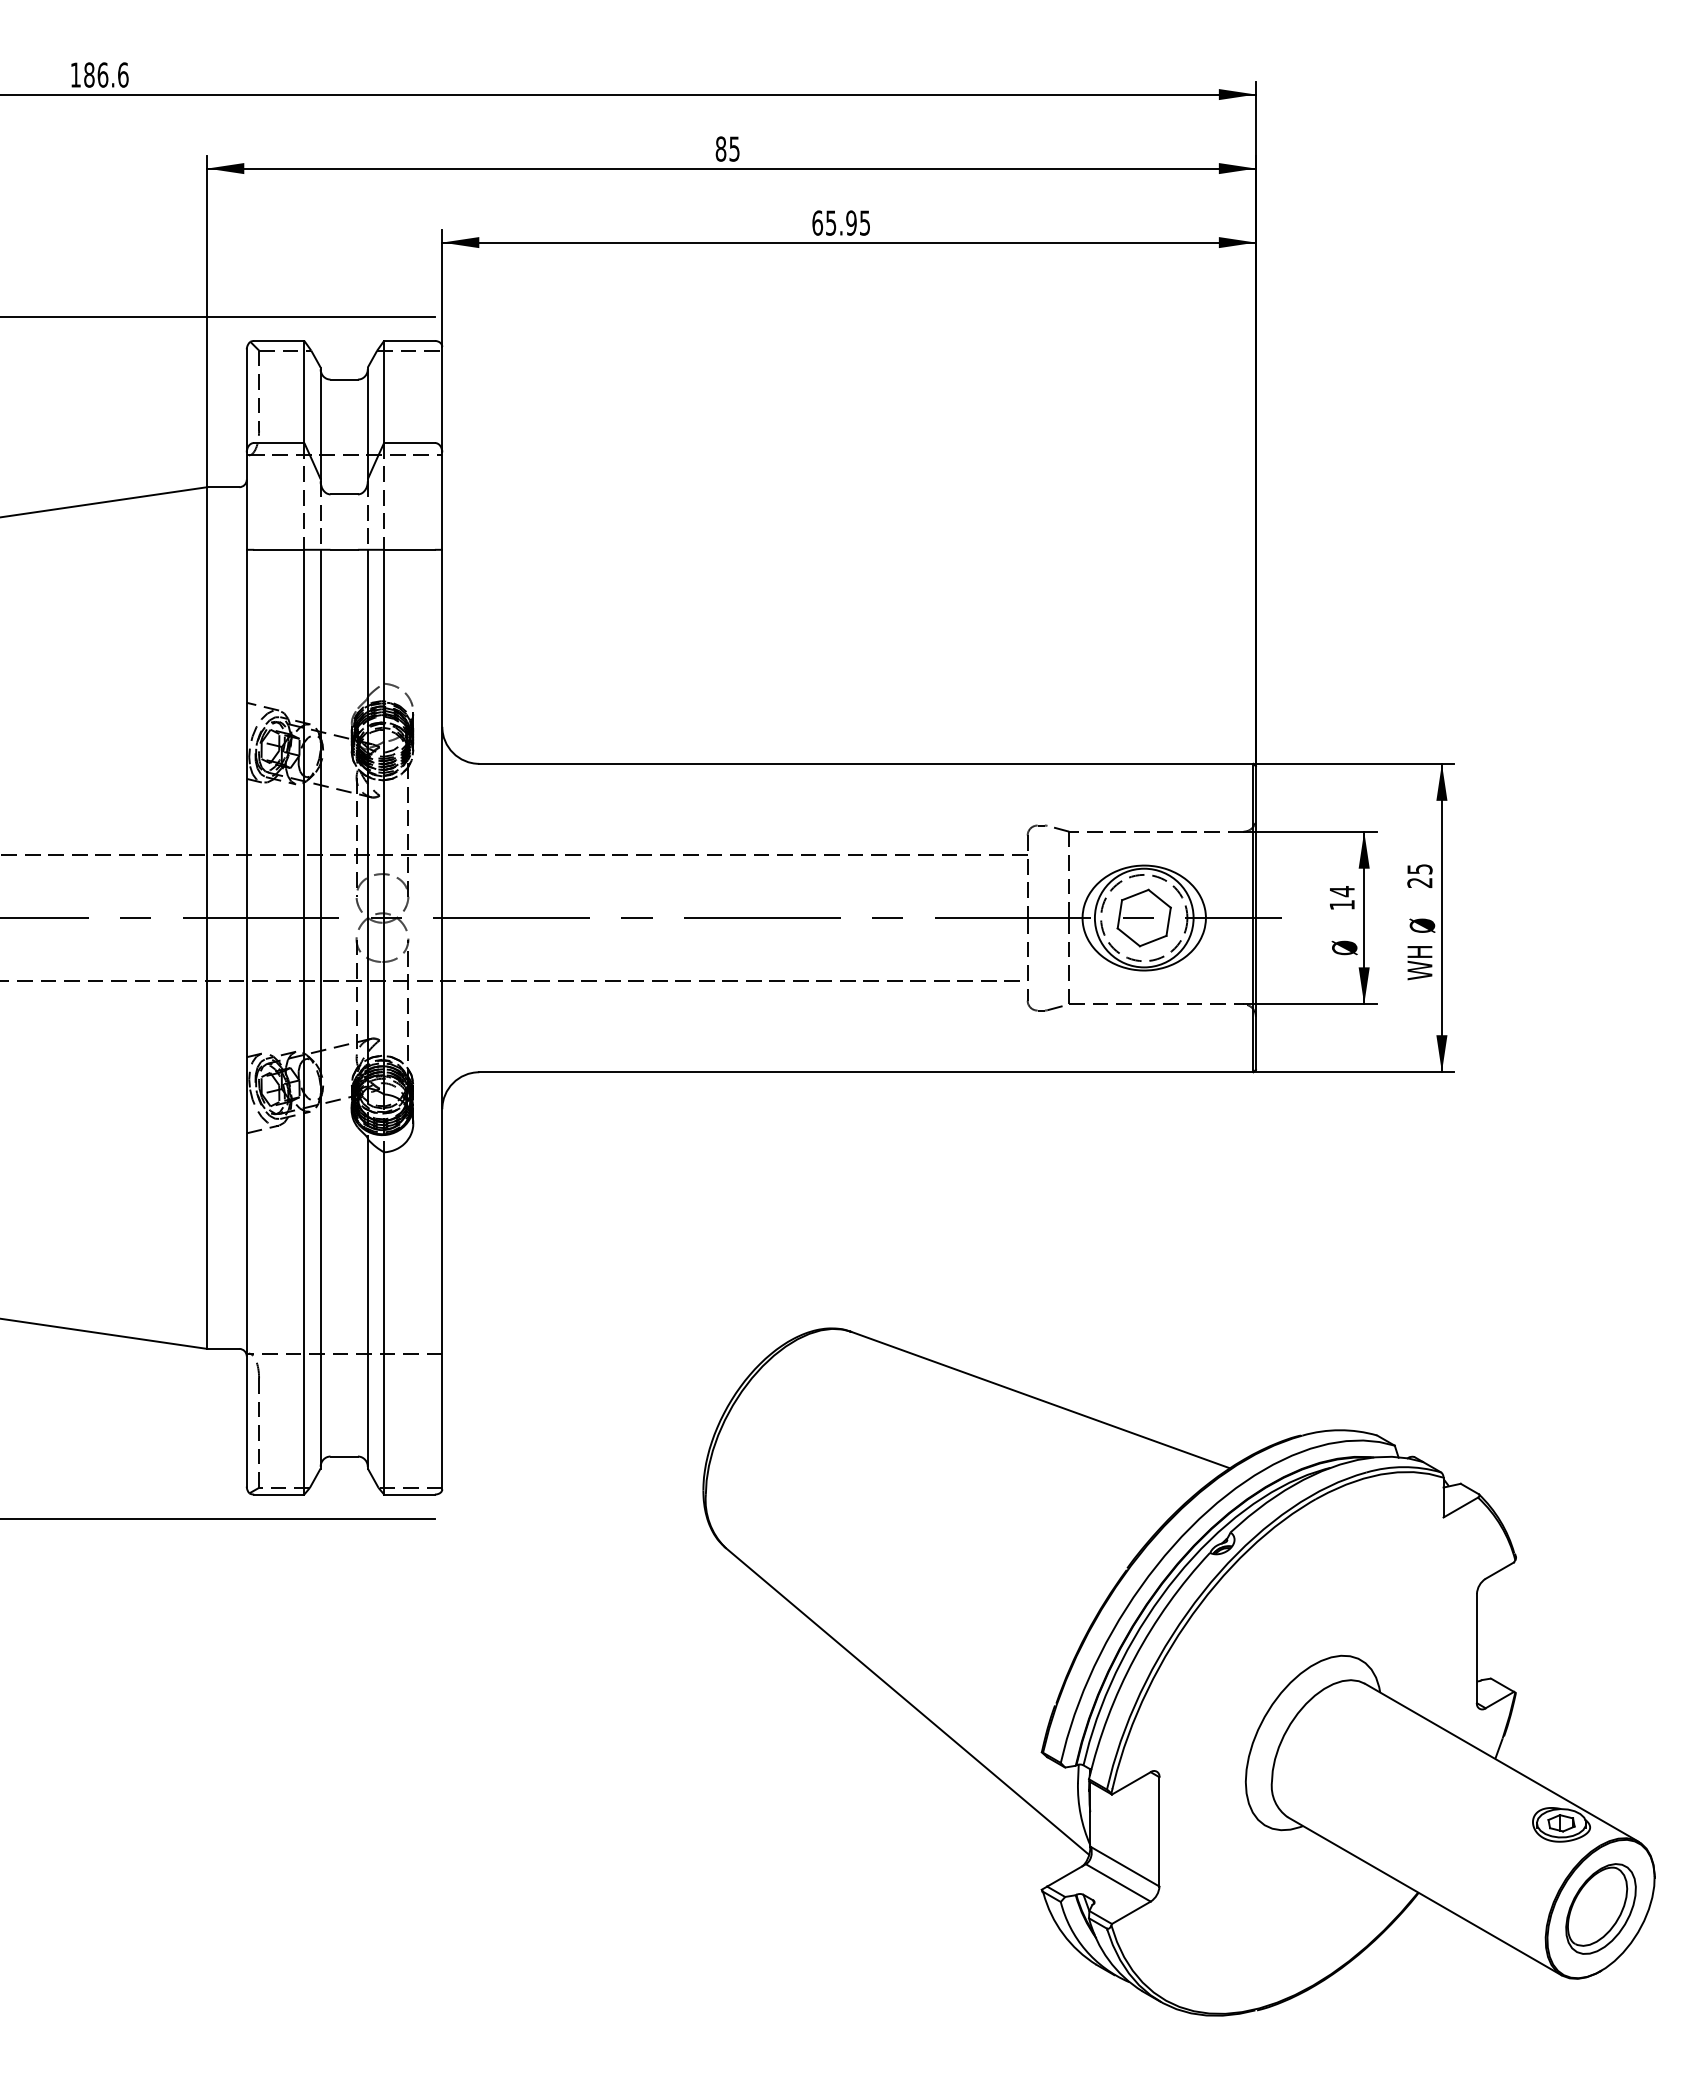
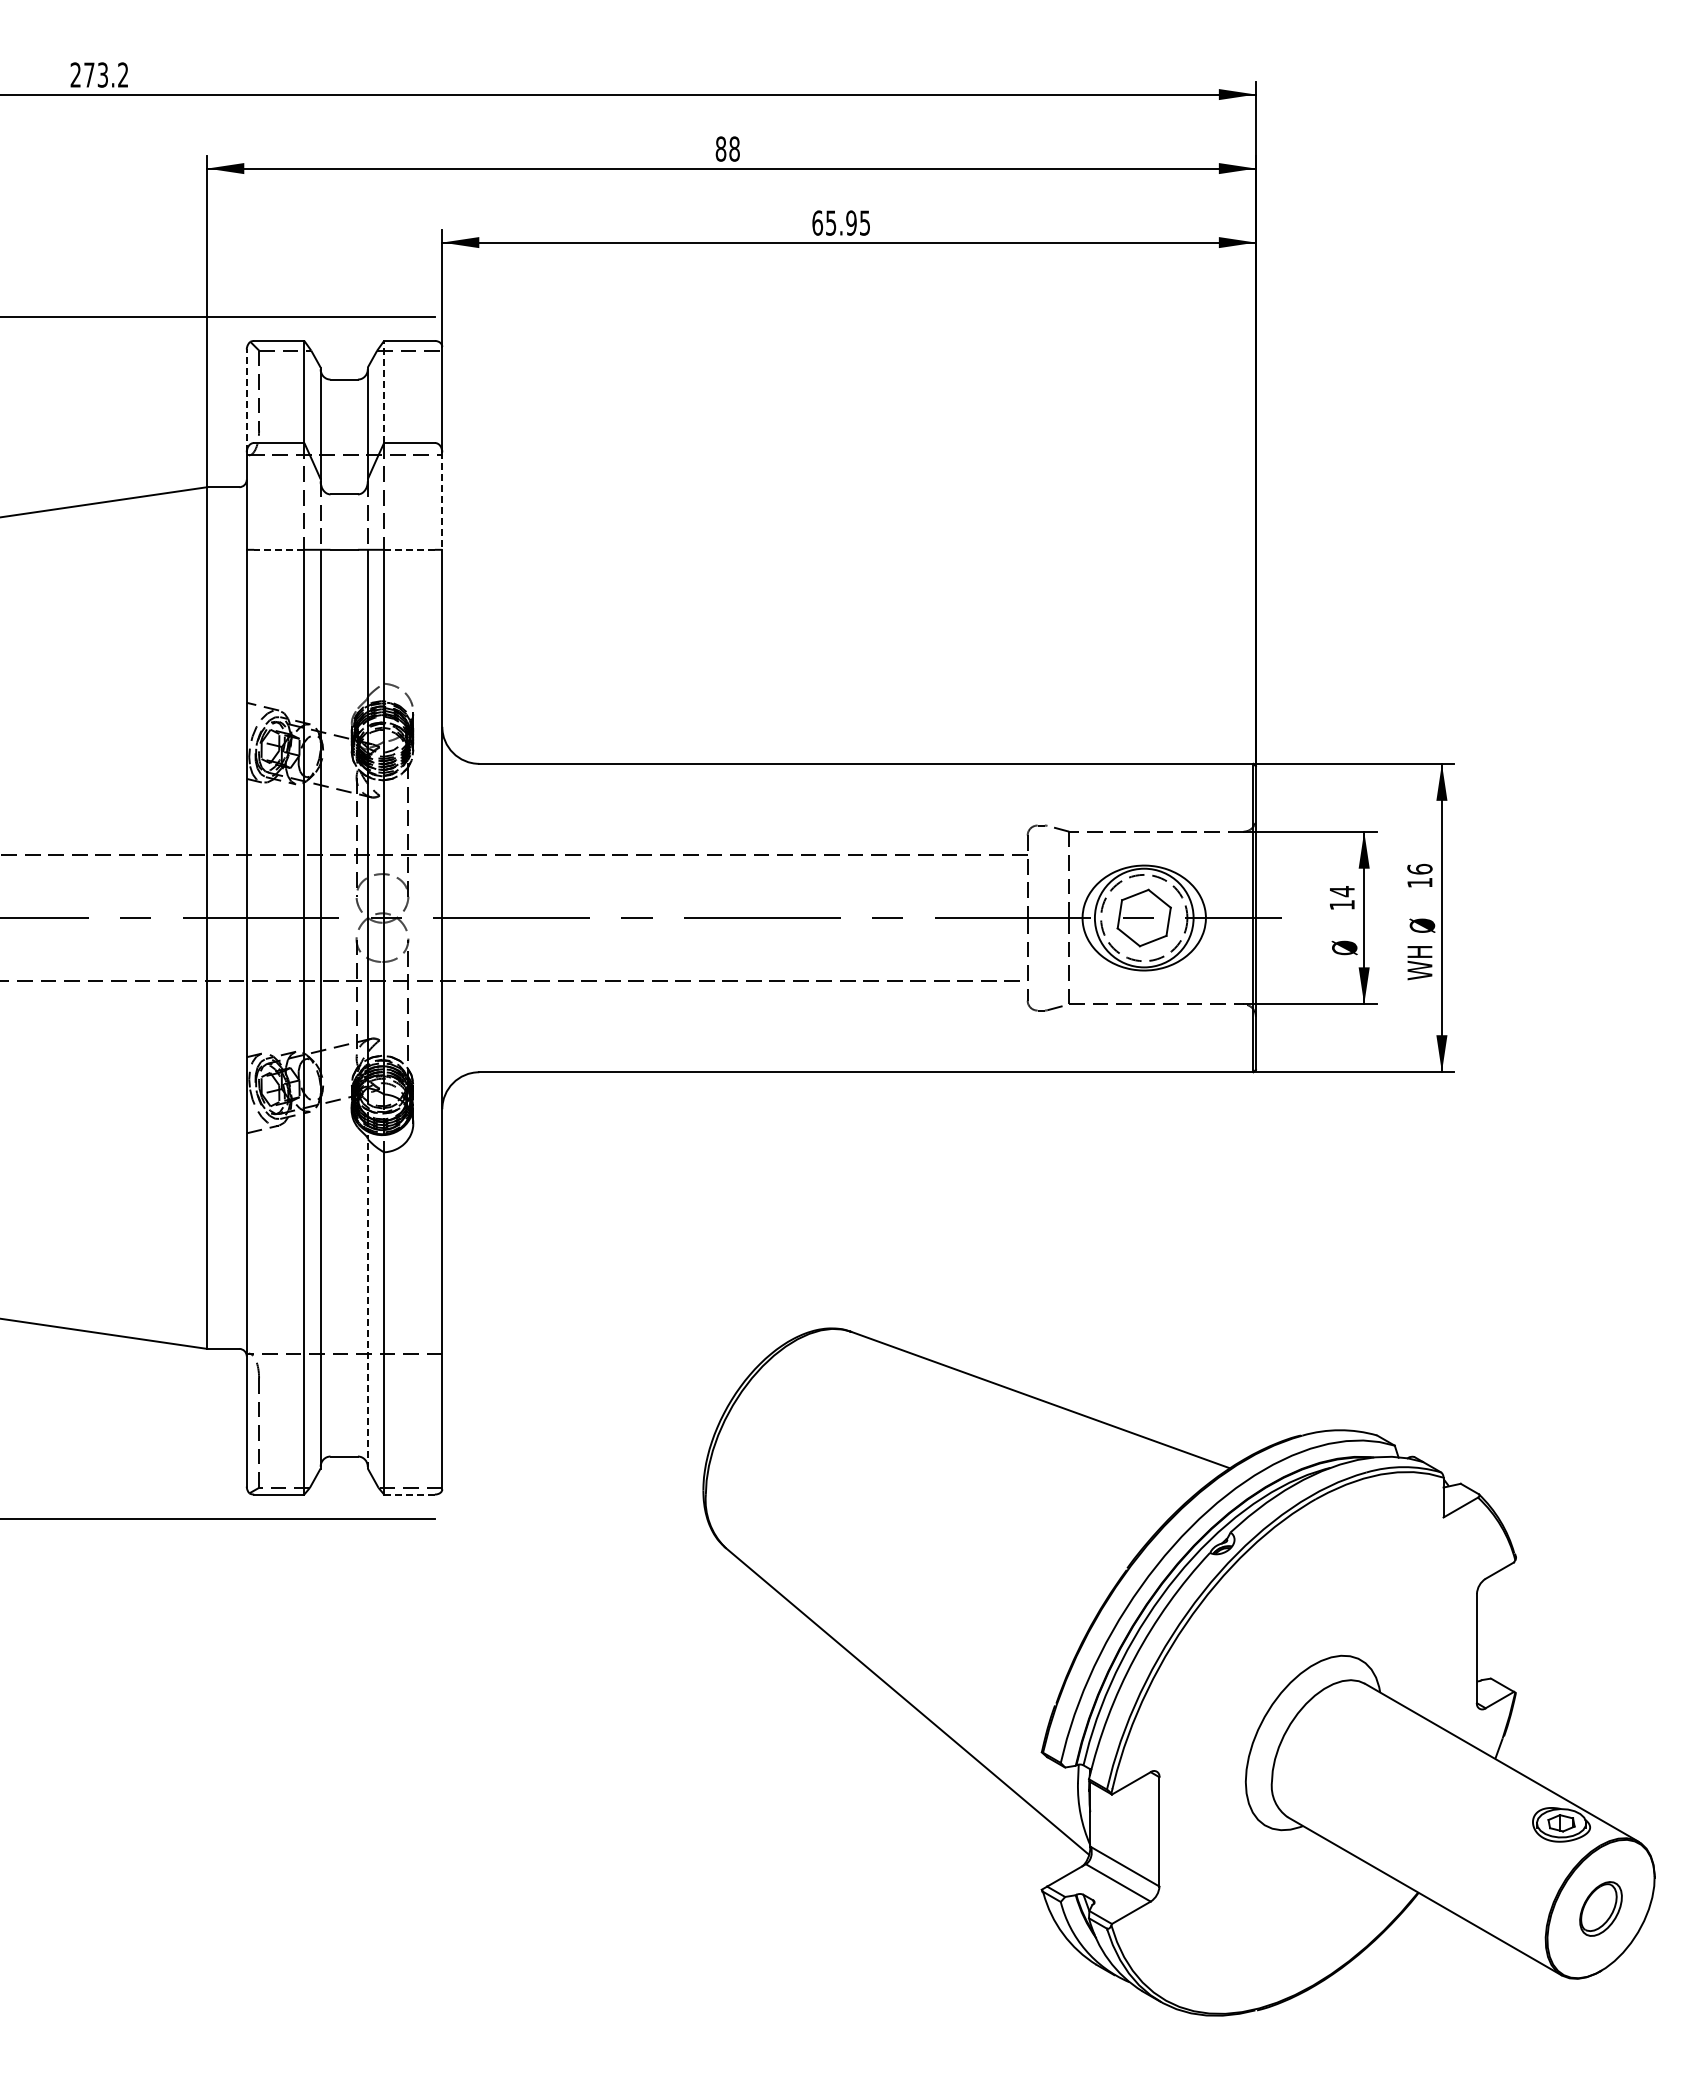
text: 186.6 -> 273.2 (99, 74)
text: 85 -> 88 (734, 148)
line: solid -> dashed (384, 391)
line: solid -> dashed (246, 400)
line: solid -> dashed (442, 501)
line: solid -> dashed (278, 549)
line: solid -> dashed (409, 549)
text: 25 -> 16 (1419, 875)
line: solid -> dashed (367, 1303)
line: solid -> dashed (410, 1494)
part size: 72x92 px -> 44x56 px (1600, 1908)
